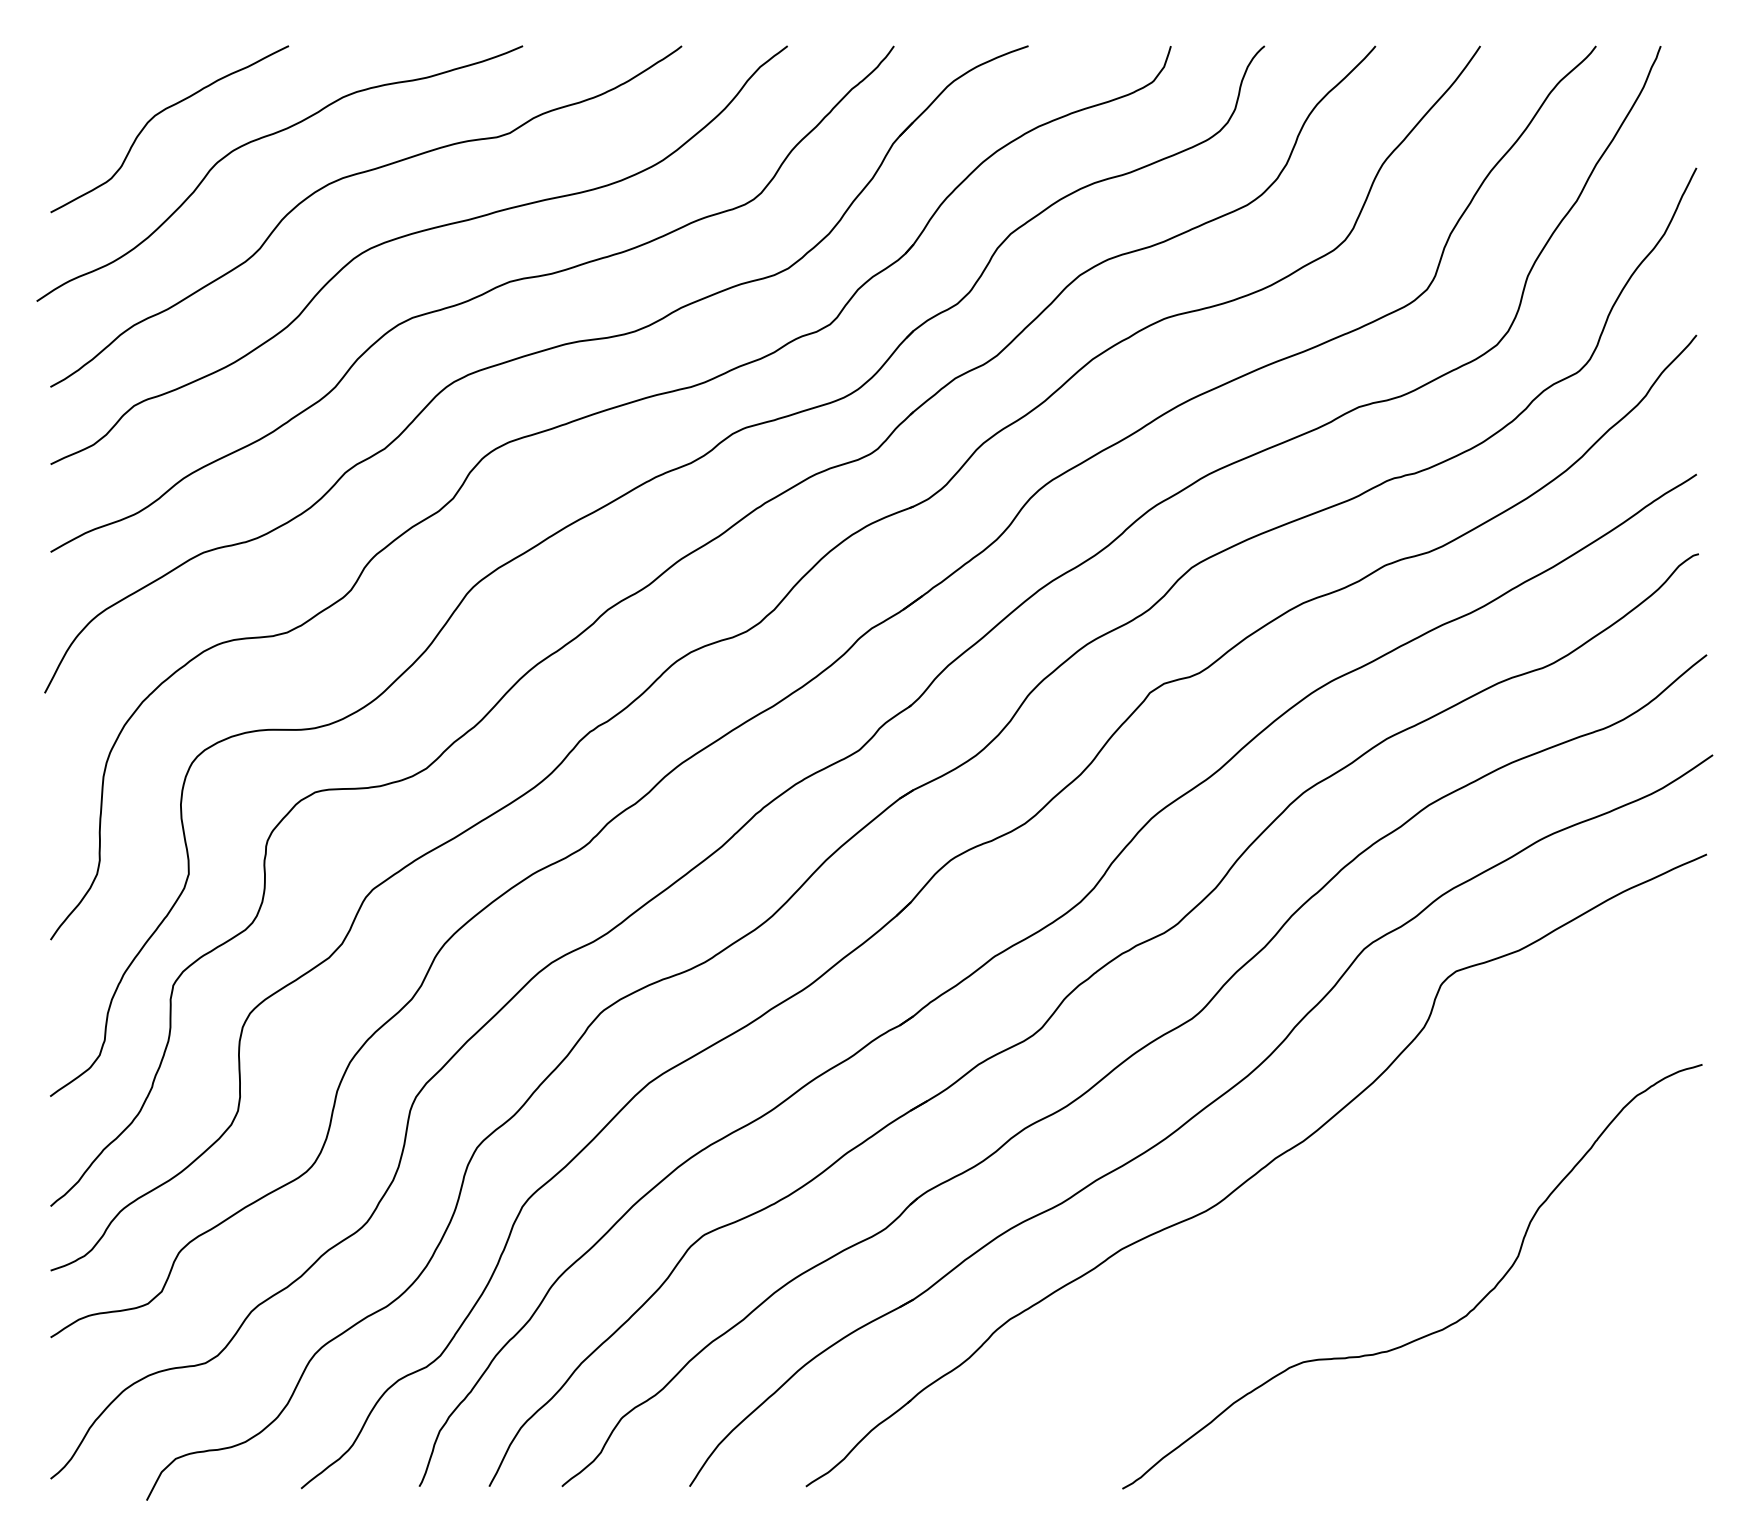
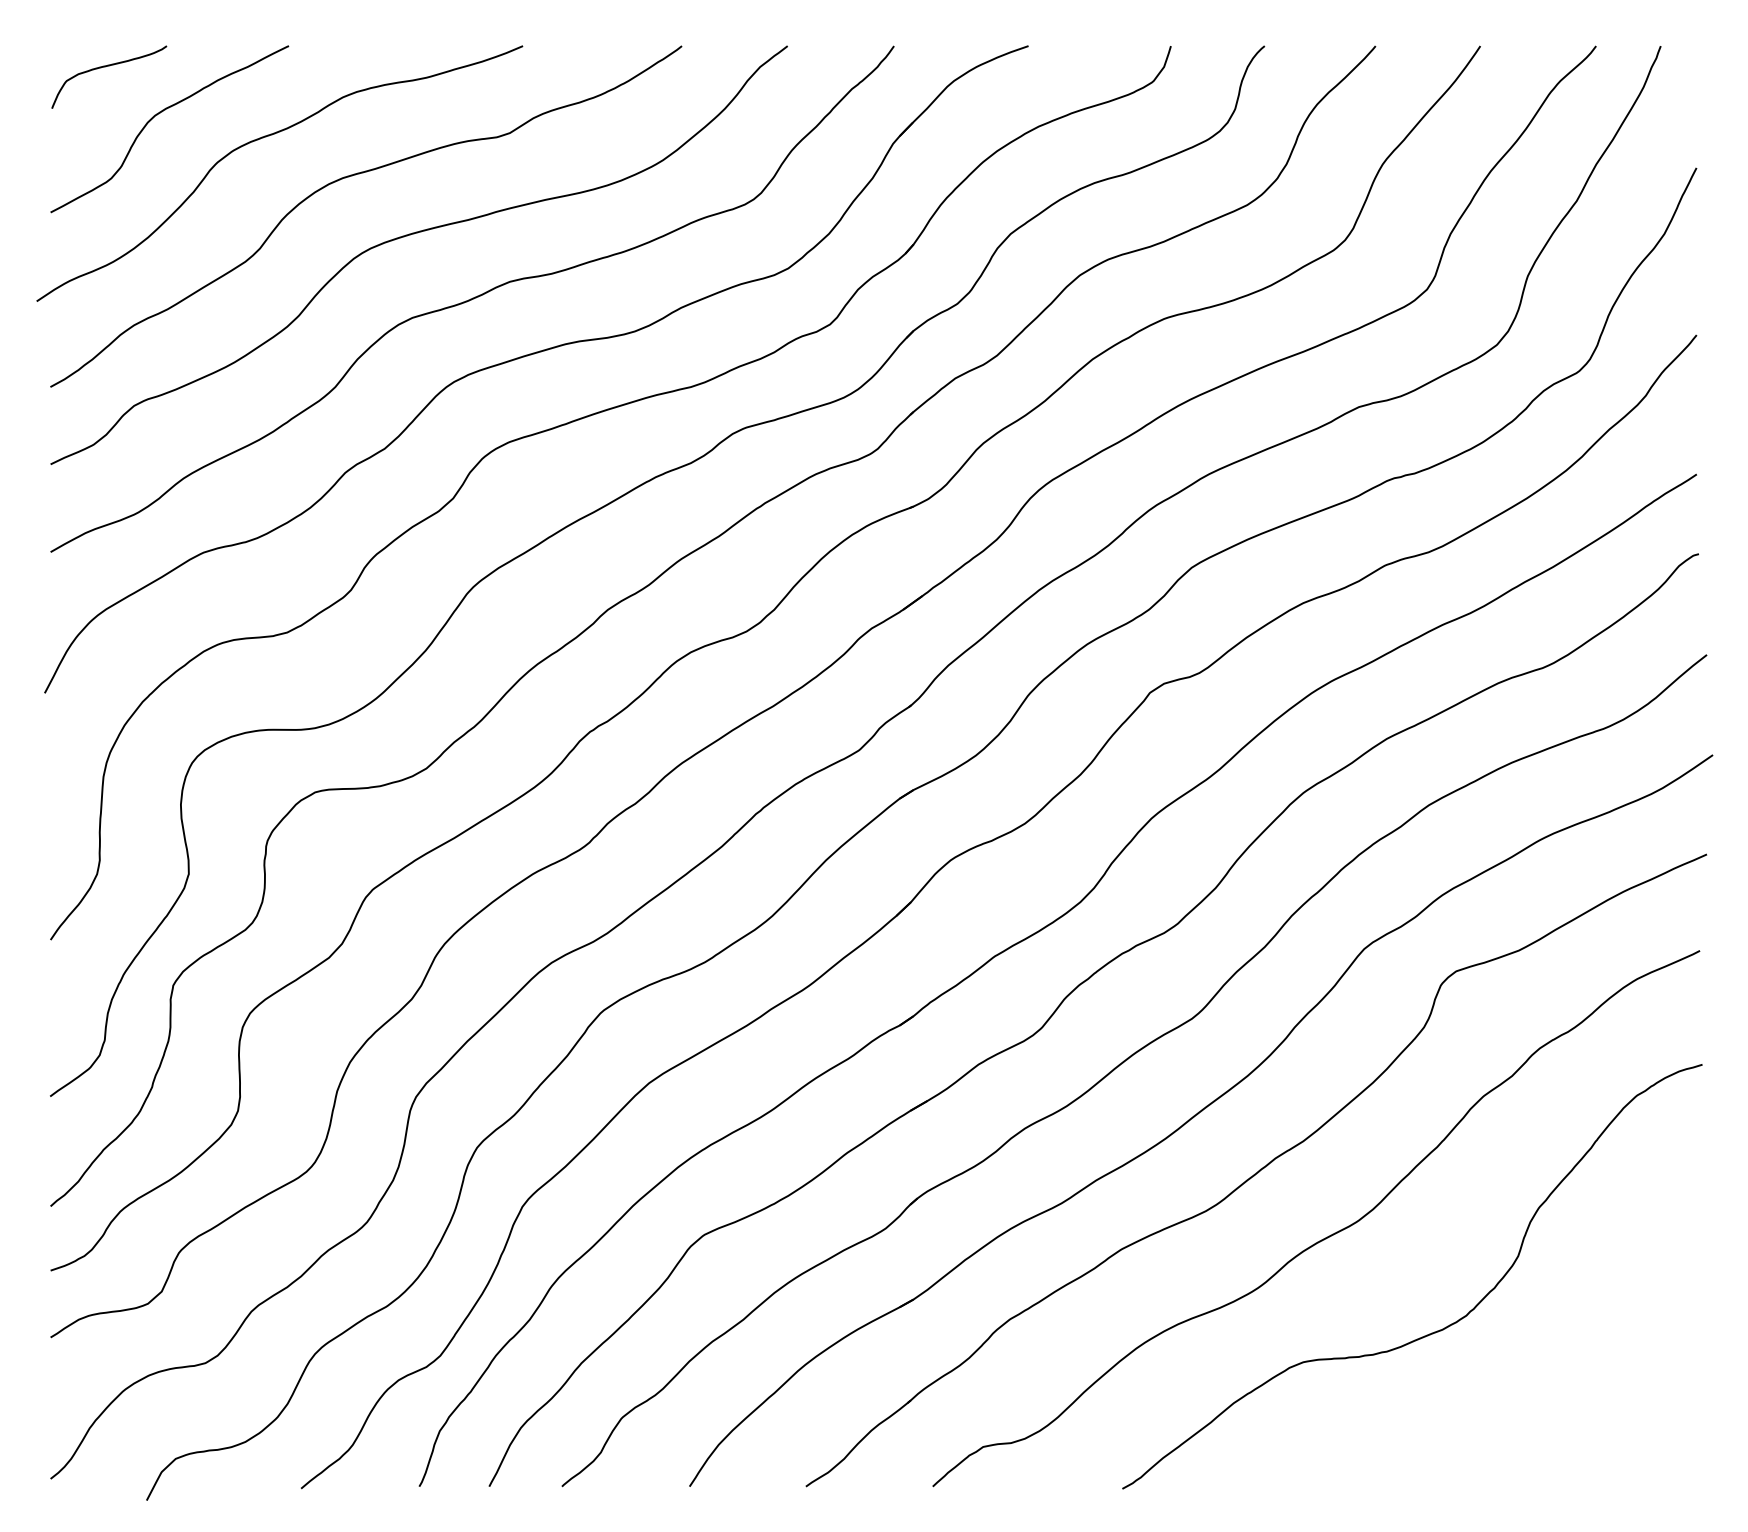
curve: none -> present (105, 67)
curve: none -> present (1325, 1237)
